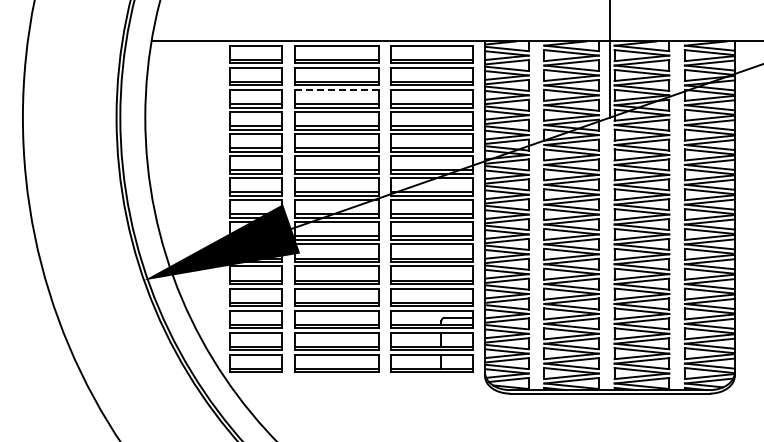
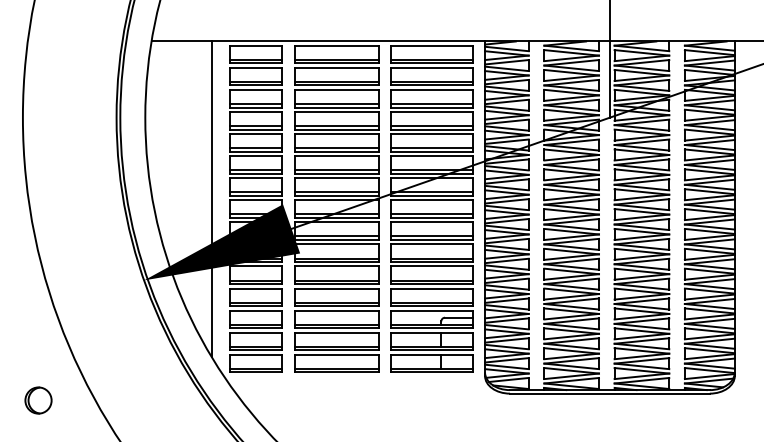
line: dashed -> solid (337, 89)
line: none -> present (211, 198)
part: none -> present (38, 400)
